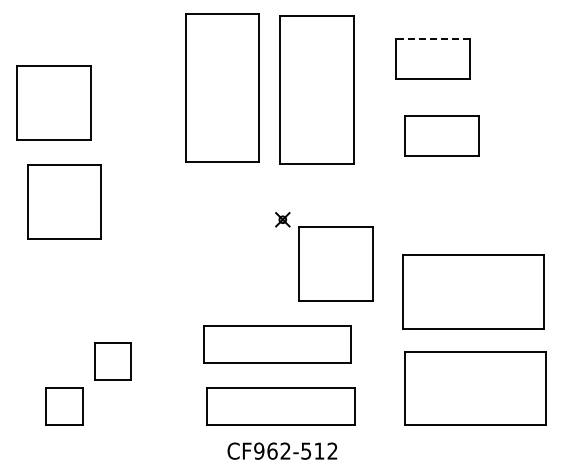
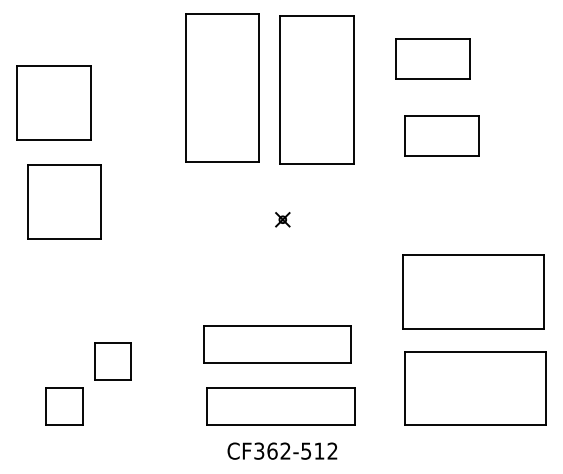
line: dashed -> solid (432, 38)
part: present -> none (335, 263)
text: CF962-512 -> CF362-512 (259, 450)
